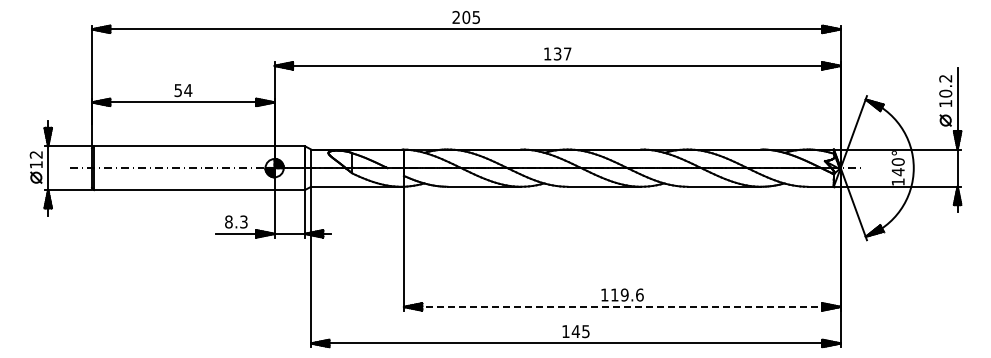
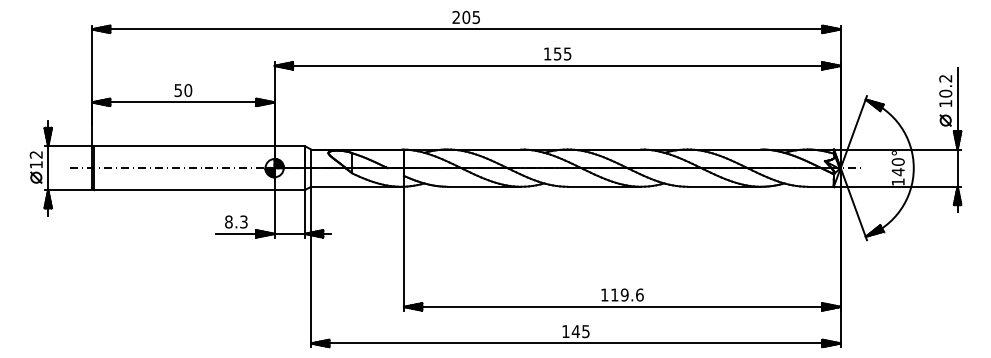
text: 137 -> 155 (562, 53)
text: 54 -> 50 (188, 90)
line: dashed -> solid (622, 306)
